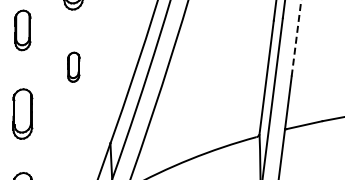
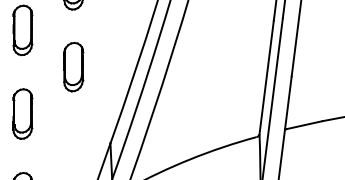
part size: 18x43 px -> 22x53 px (22, 30)
line: dashed -> solid (296, 38)
part size: 14x32 px -> 22x51 px (73, 67)
